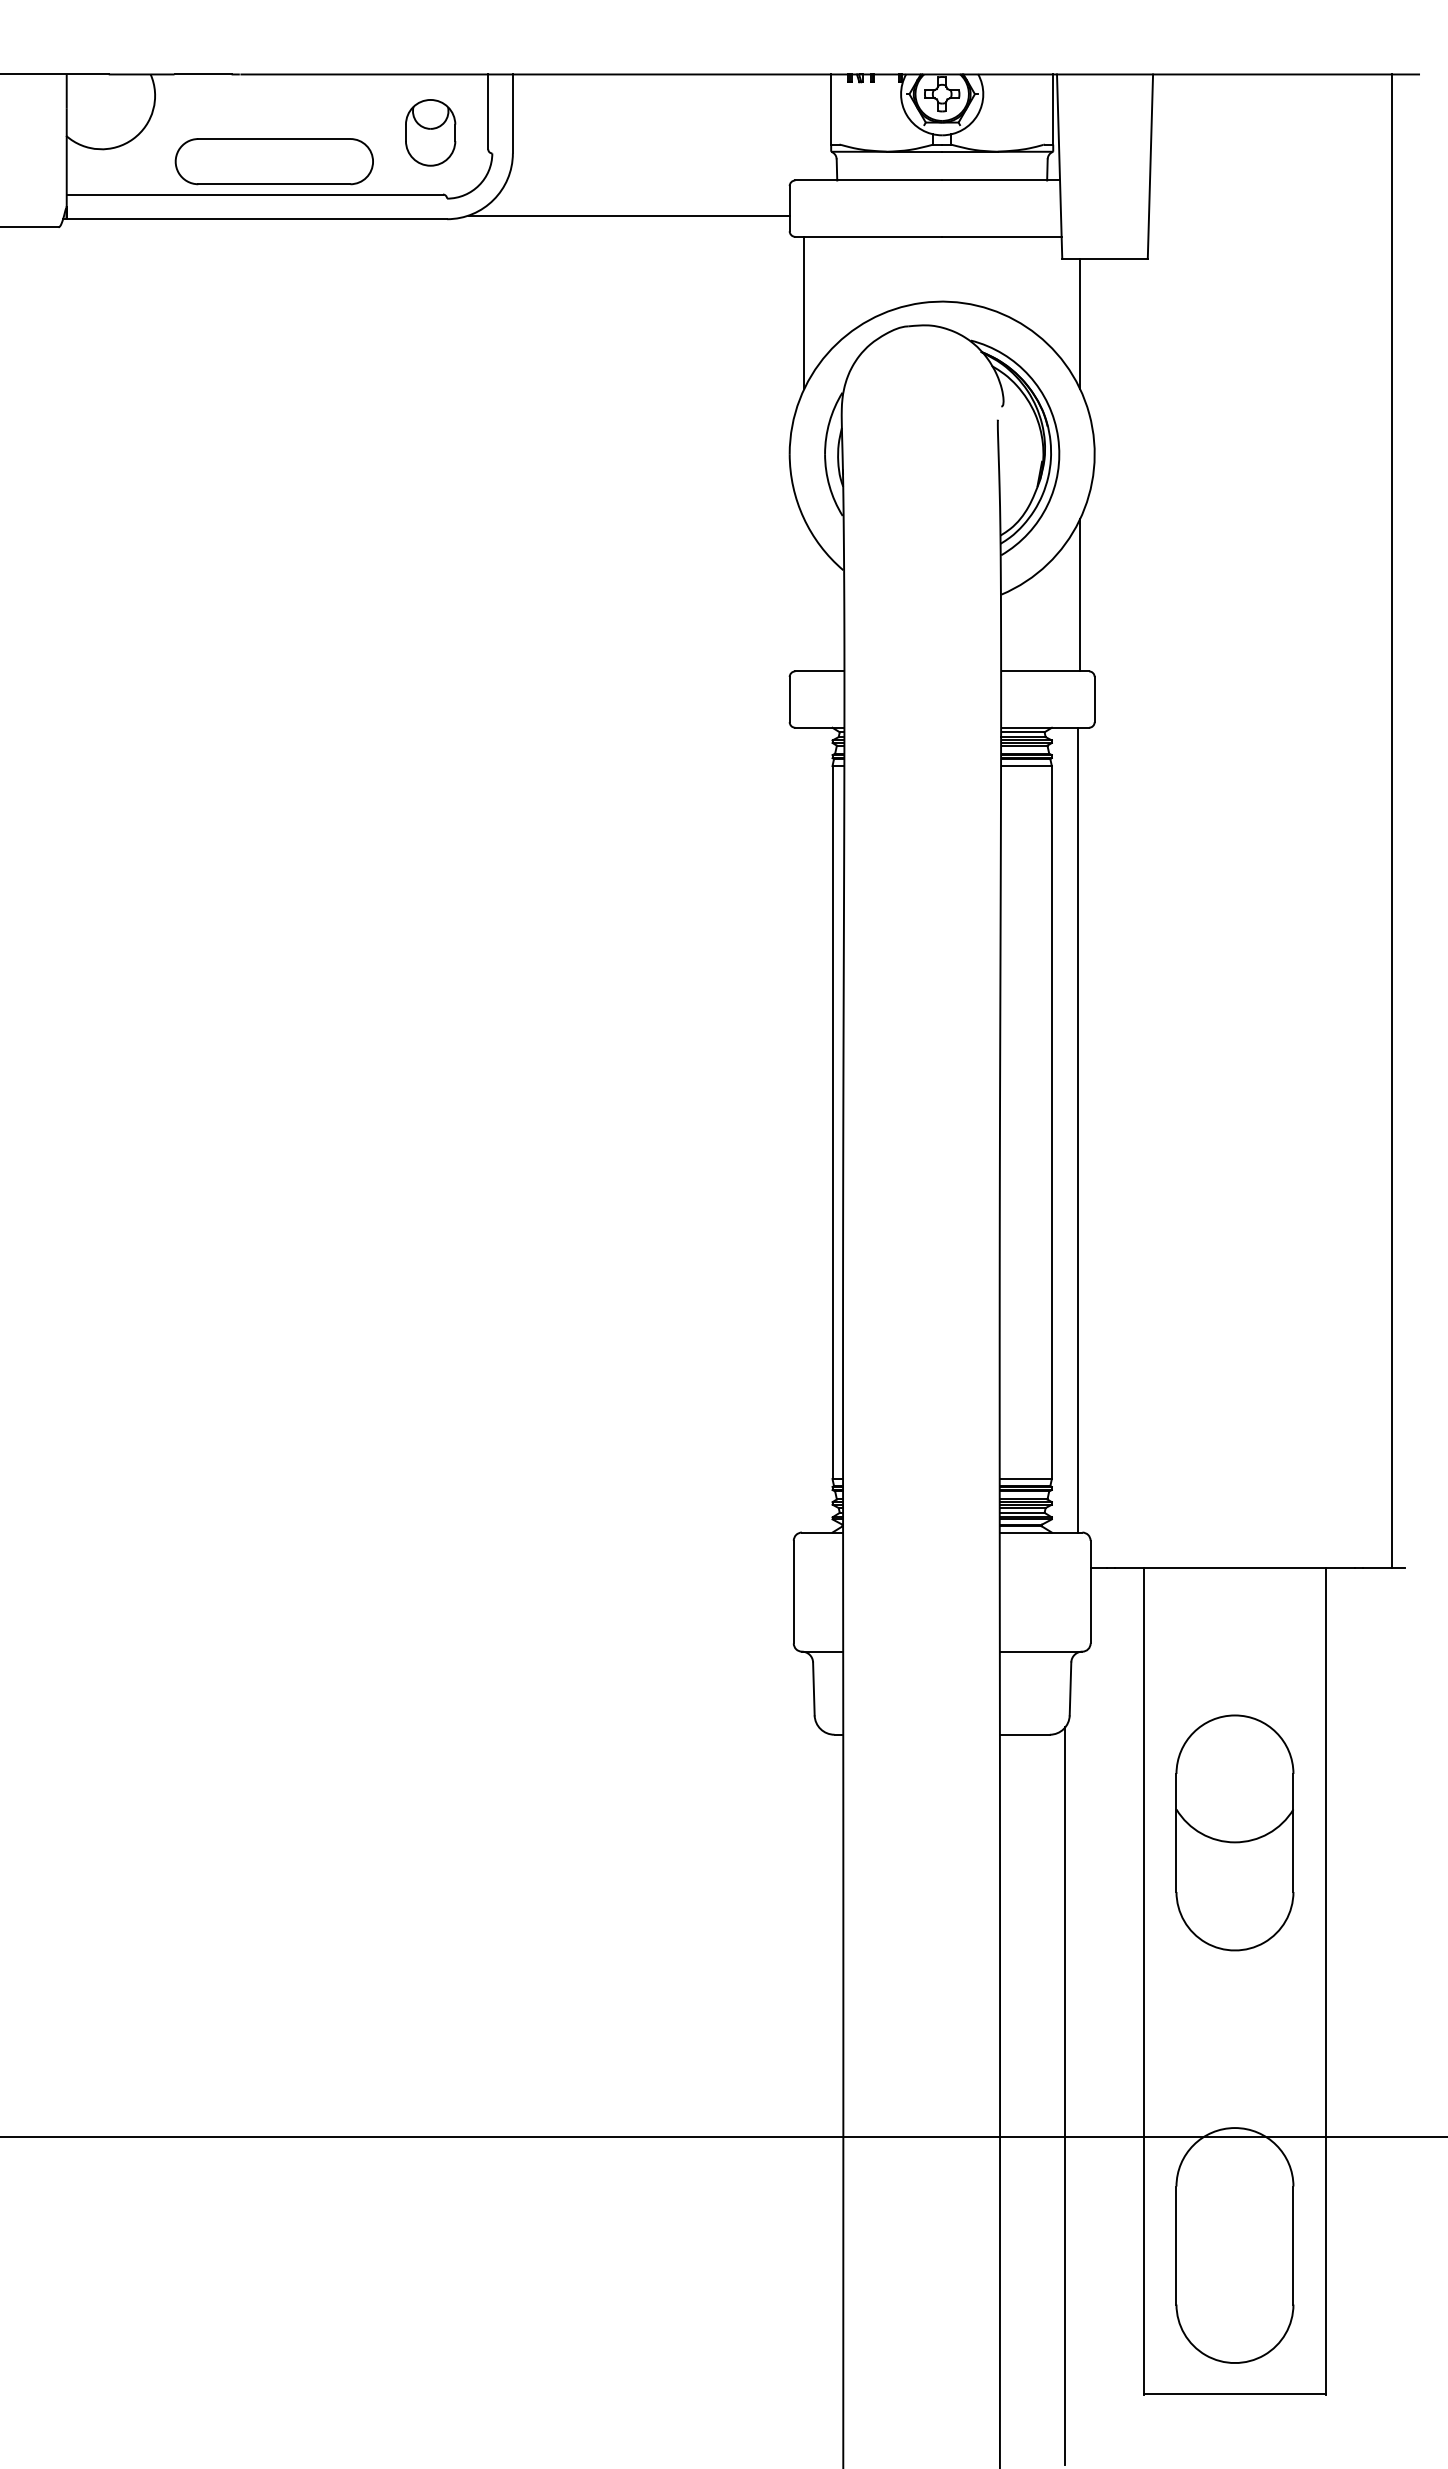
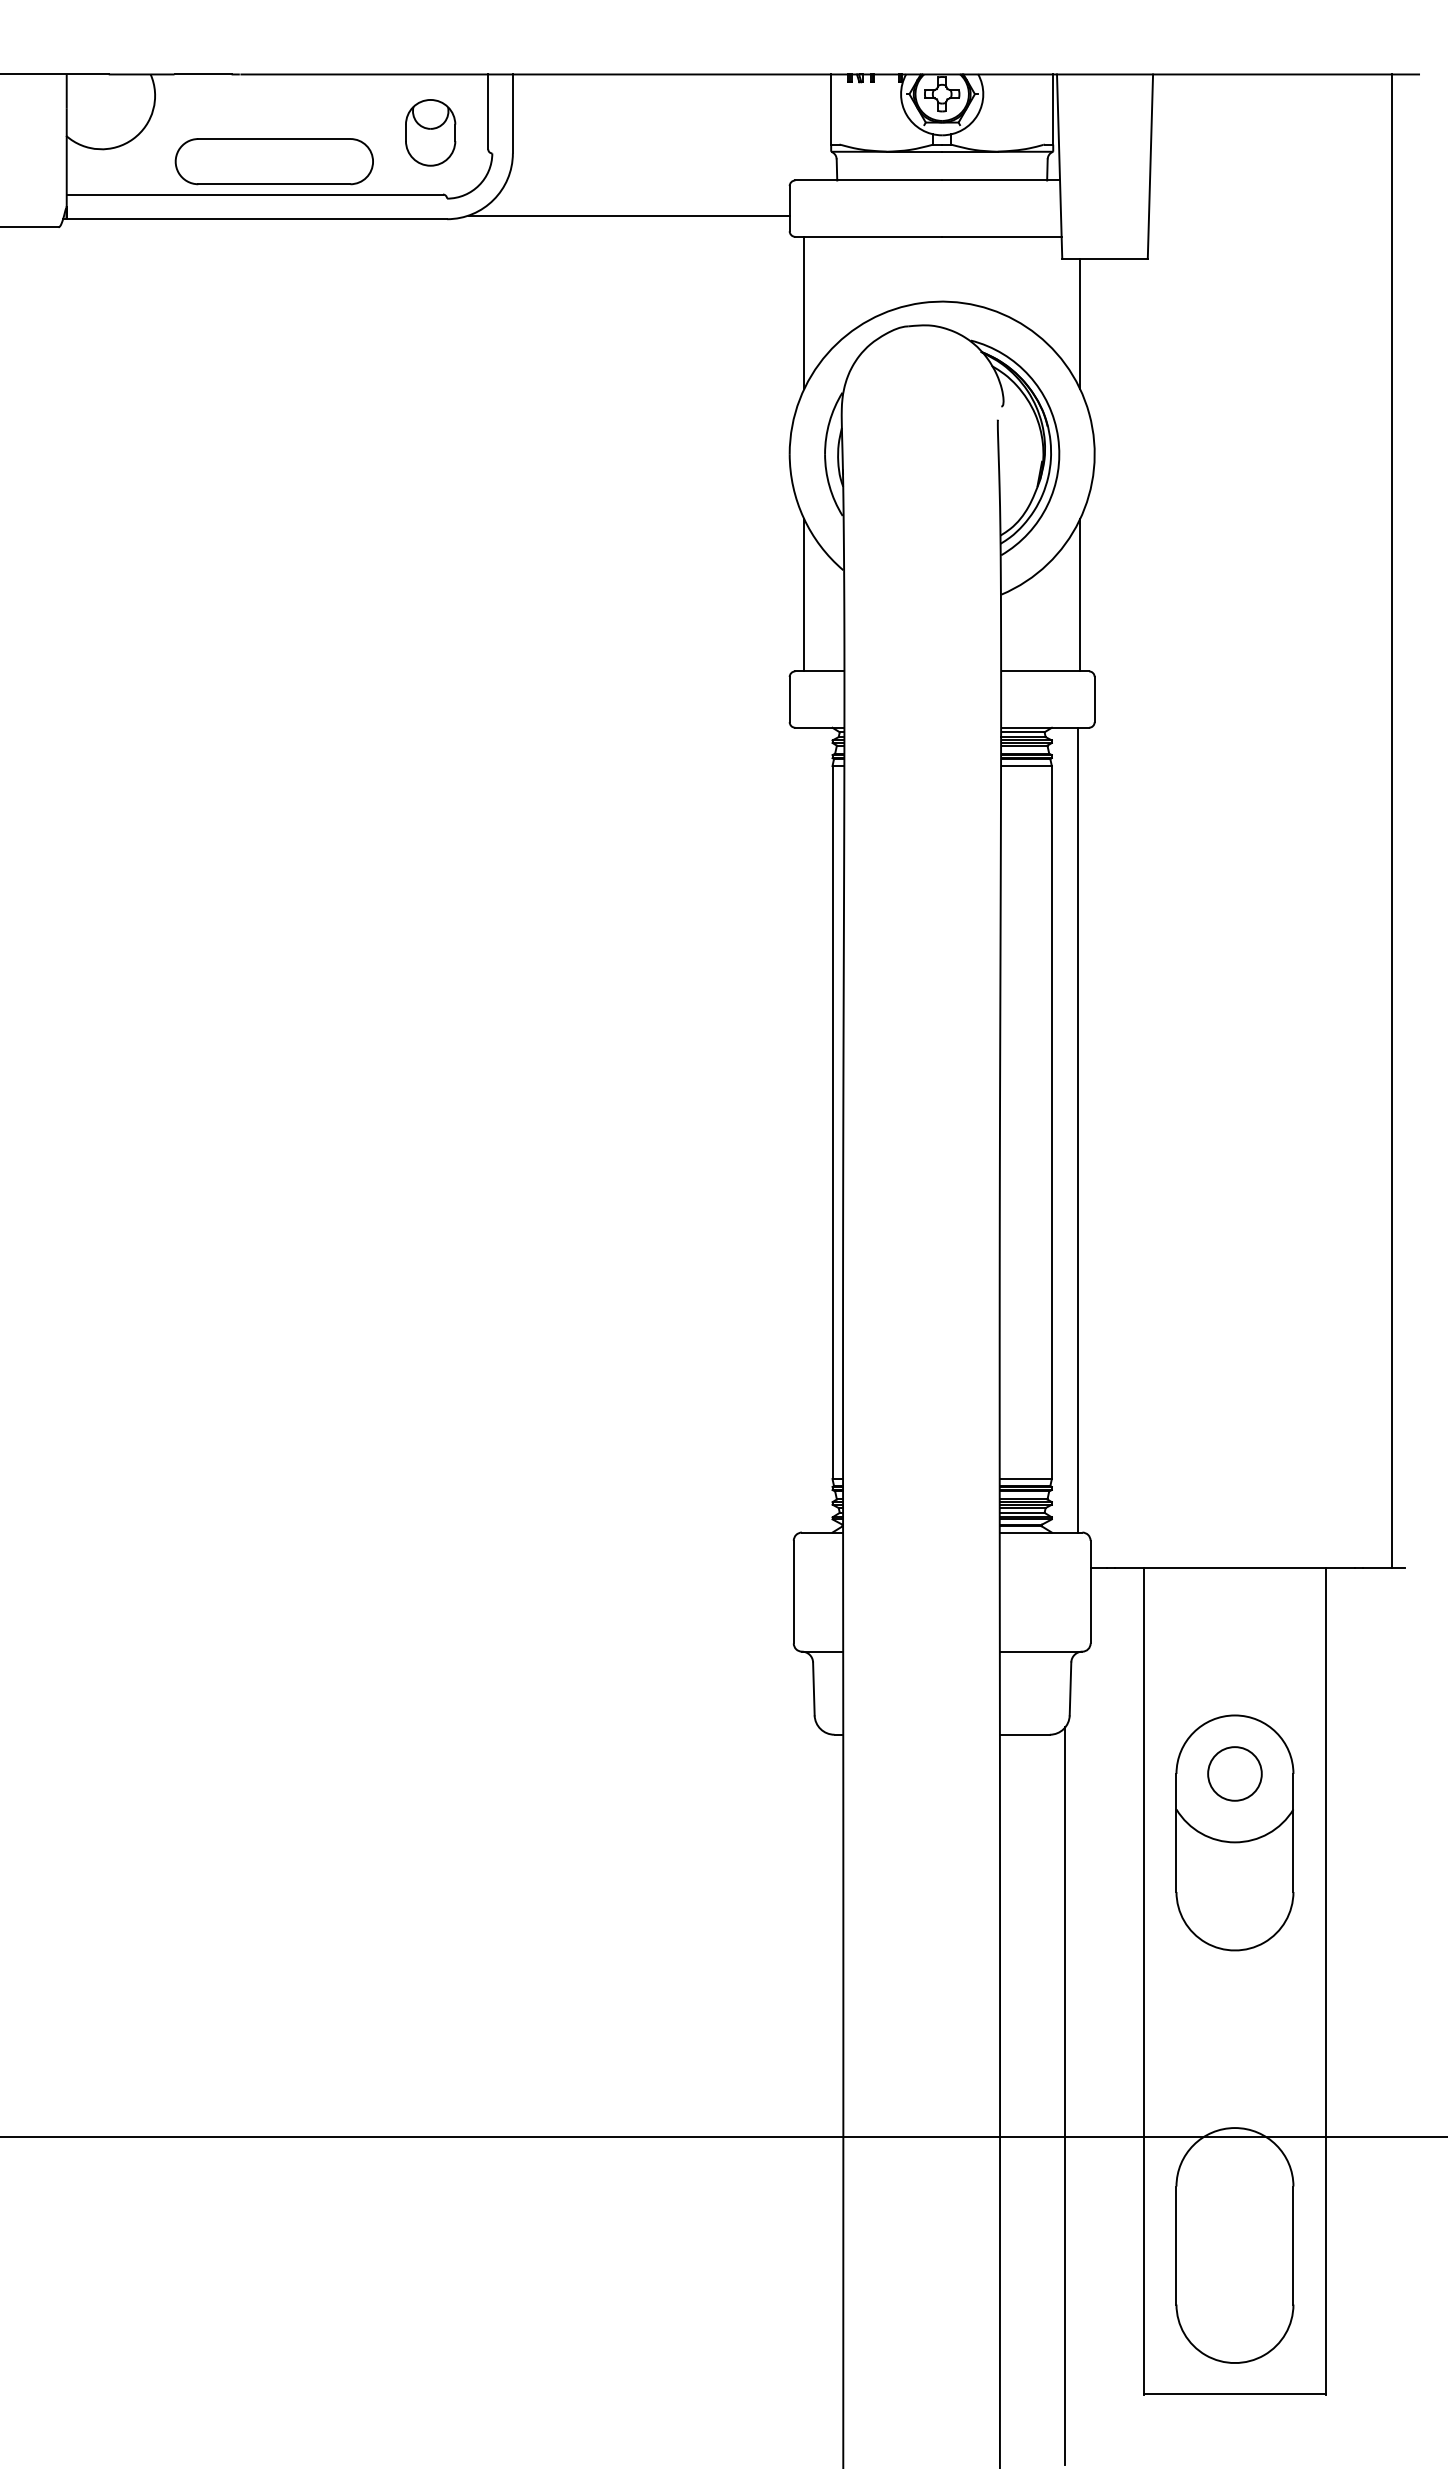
line: none -> present (804, 595)
circle: none -> present (1234, 1773)
